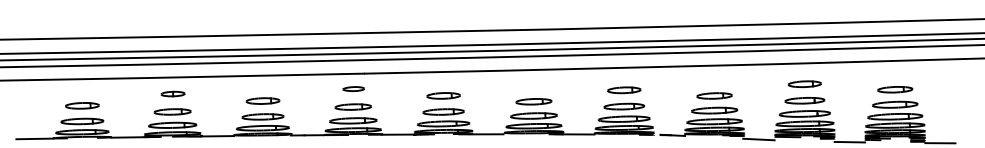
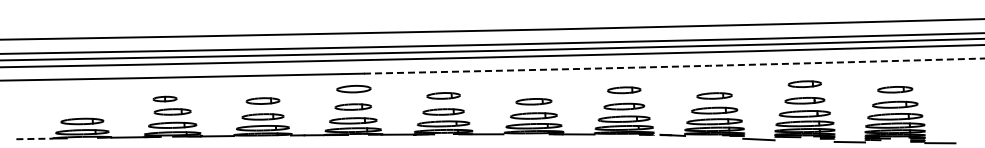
arc: solid -> dashed (674, 66)
part size: 23x6 px -> 36x9 px (353, 89)
part position: (172, 93) -> (164, 98) (164, 98)
part: present -> none (82, 105)
line: solid -> dashed (35, 138)
